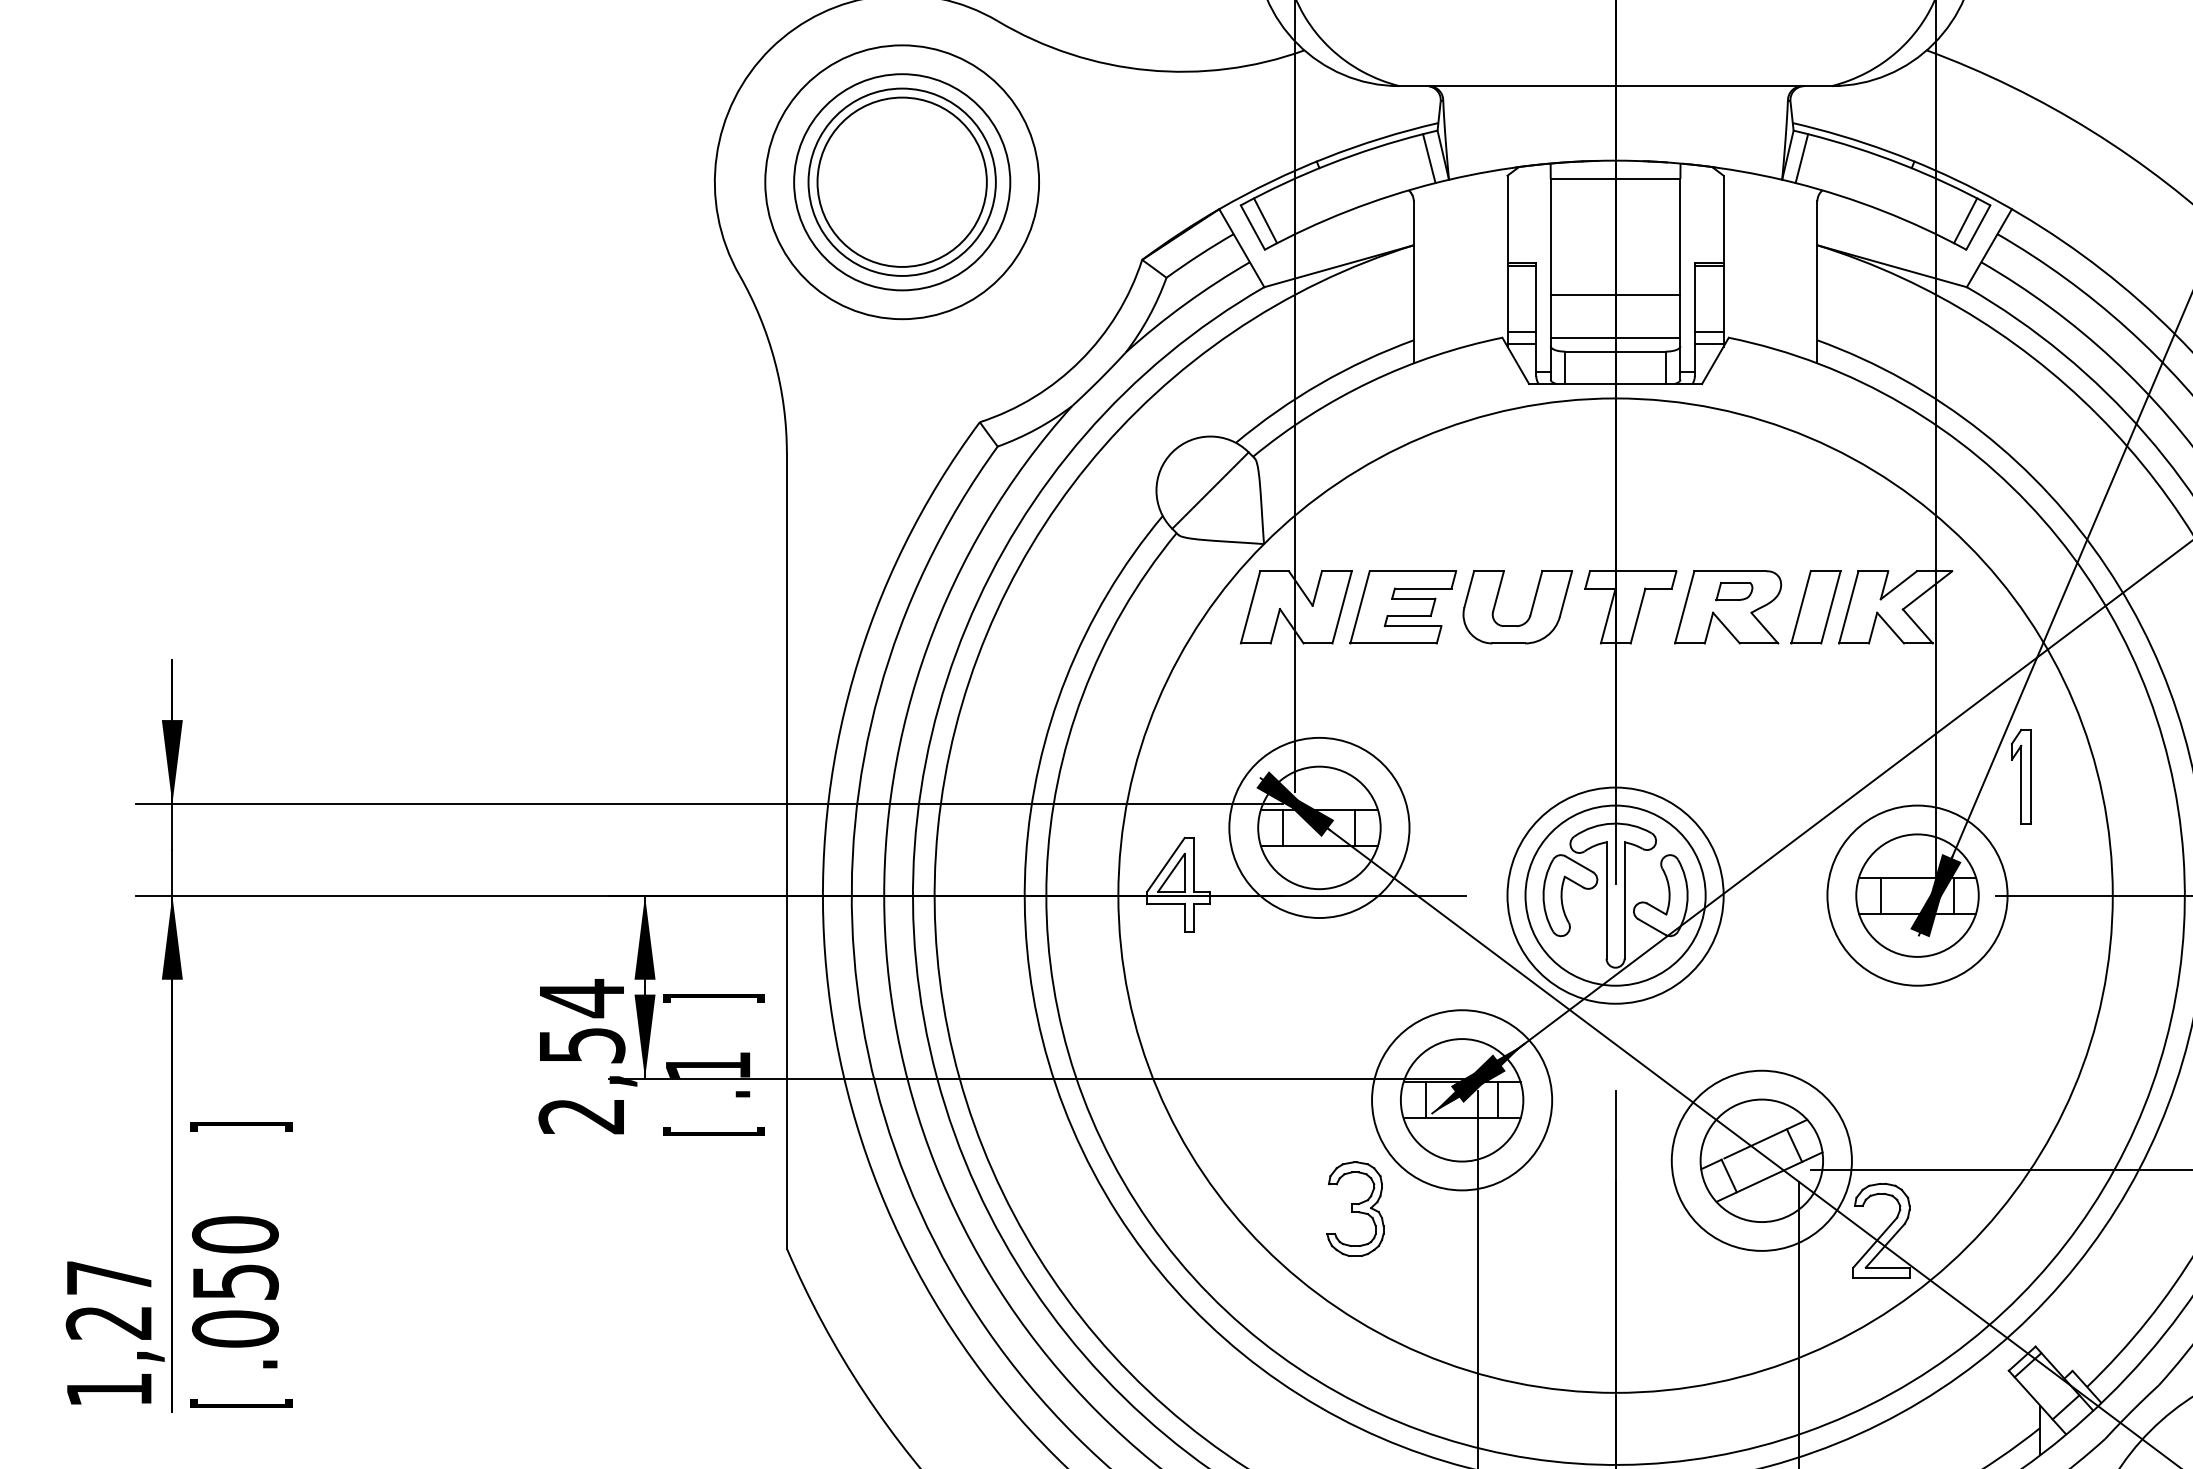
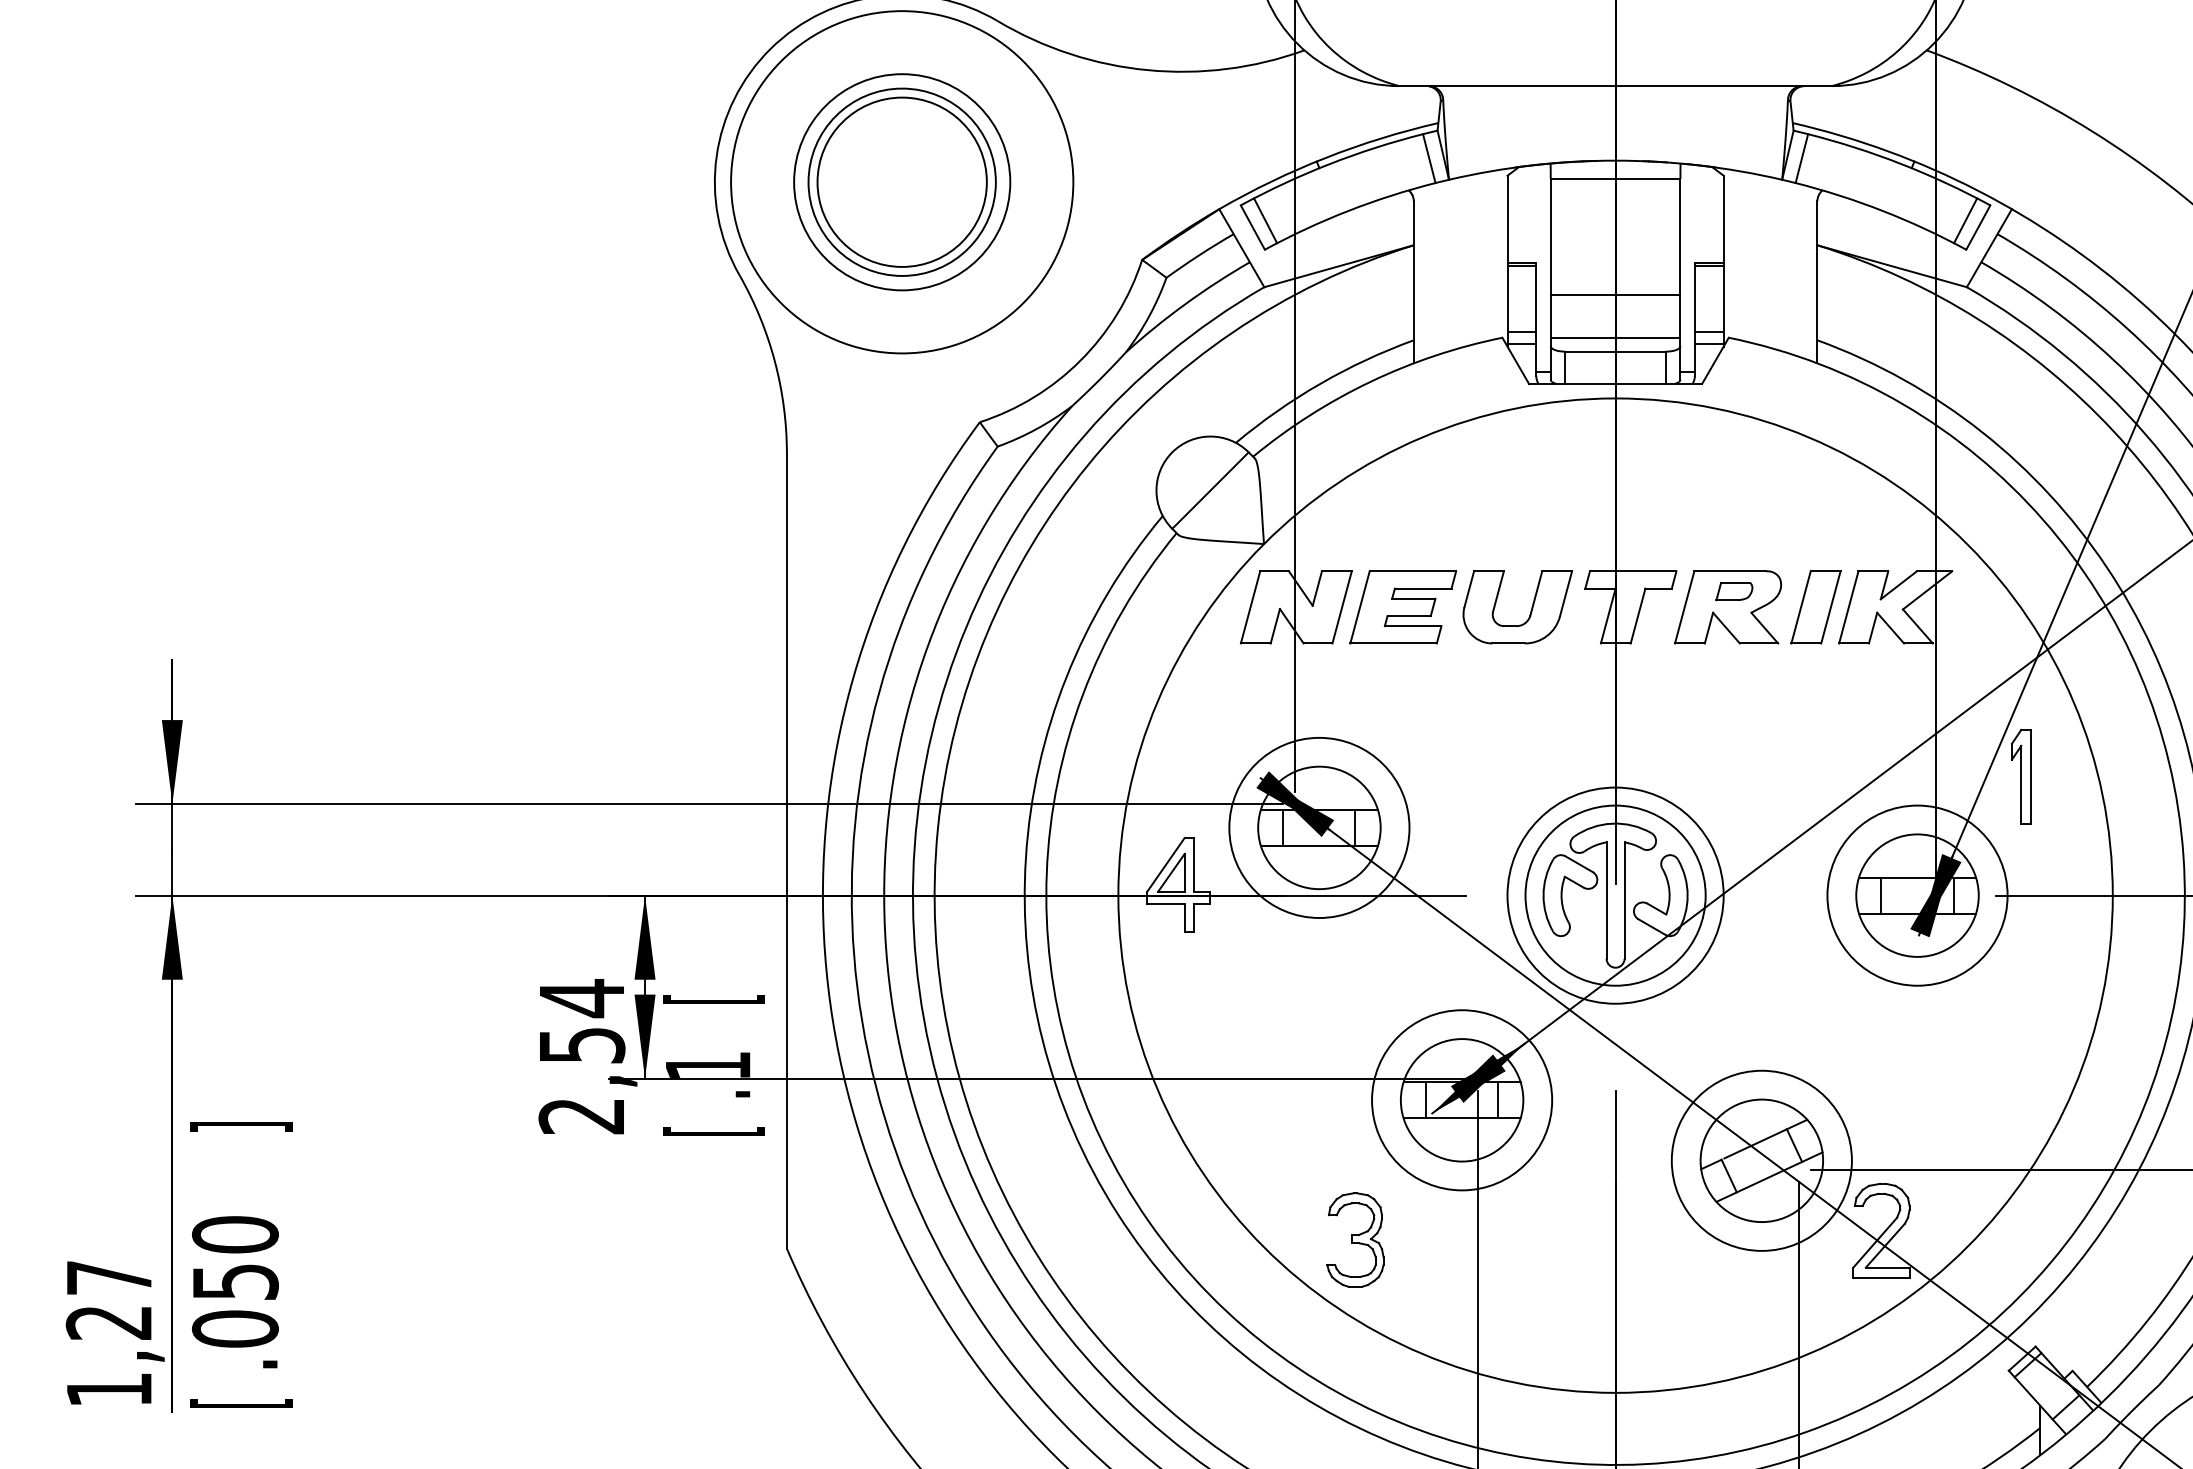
circle diameter: 274 px -> 342 px (902, 182)
text: ] -> [ (713, 998)
part position: (1355, 1208) -> (1355, 1239) (1355, 1239)
